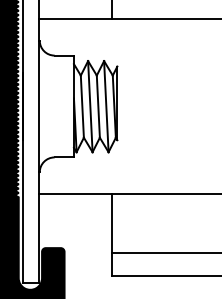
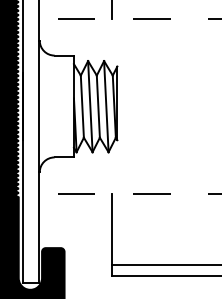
line: solid -> dashed (129, 18)
line: solid -> dashed (129, 194)
line position: (164, 253) -> (164, 265) (164, 265)
